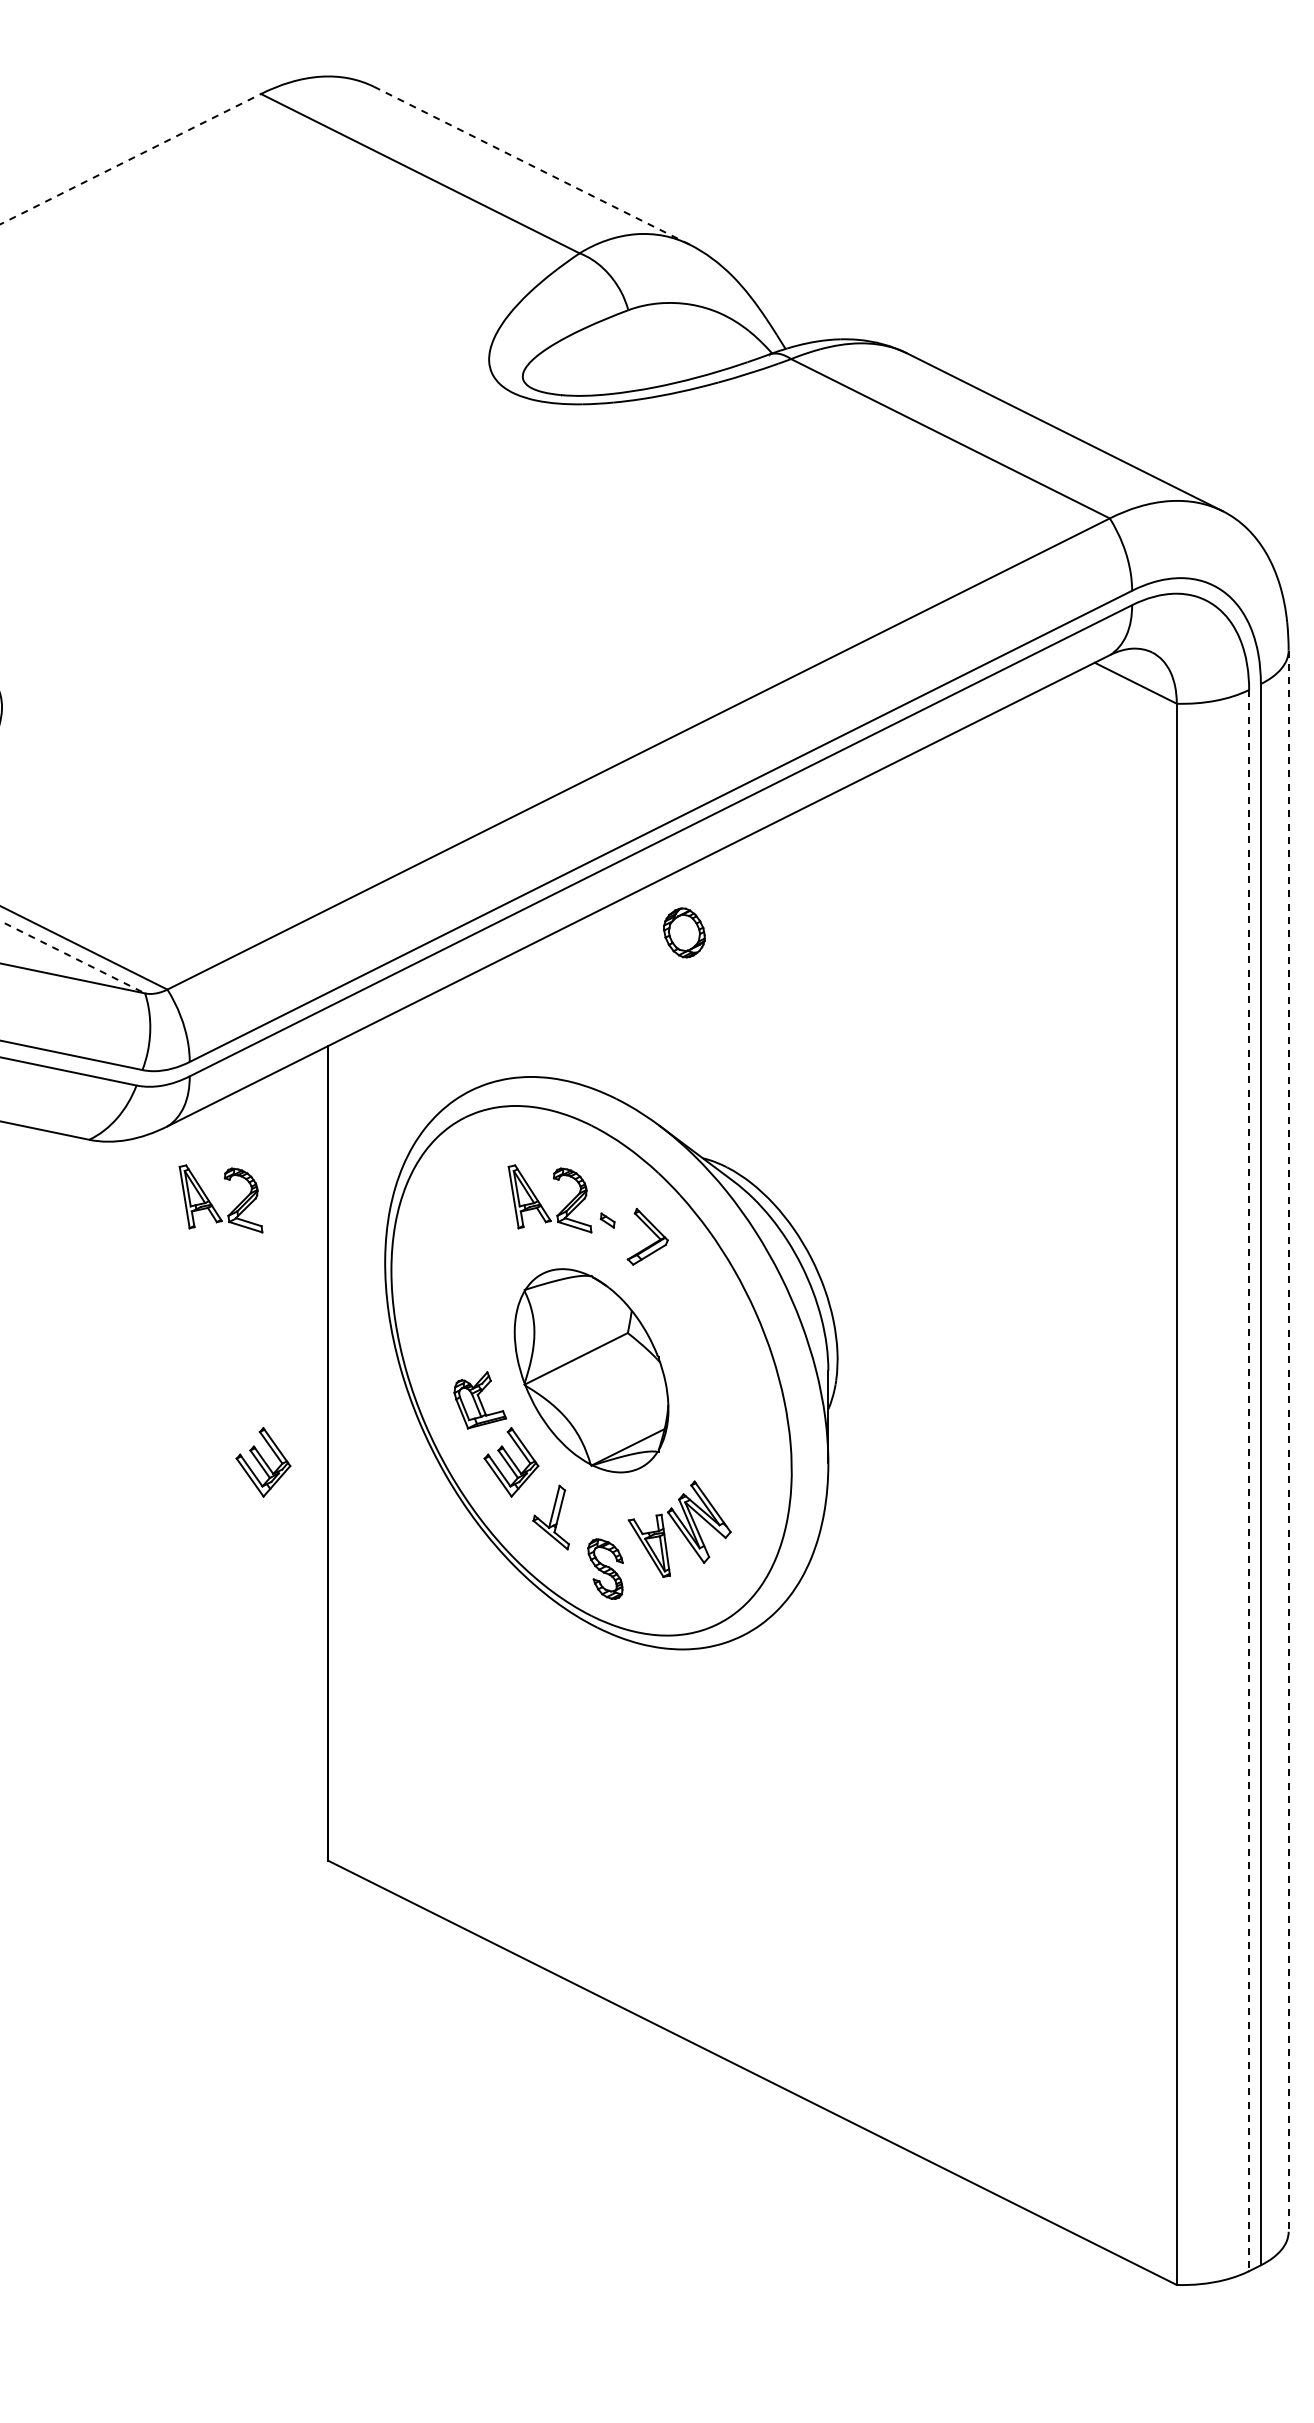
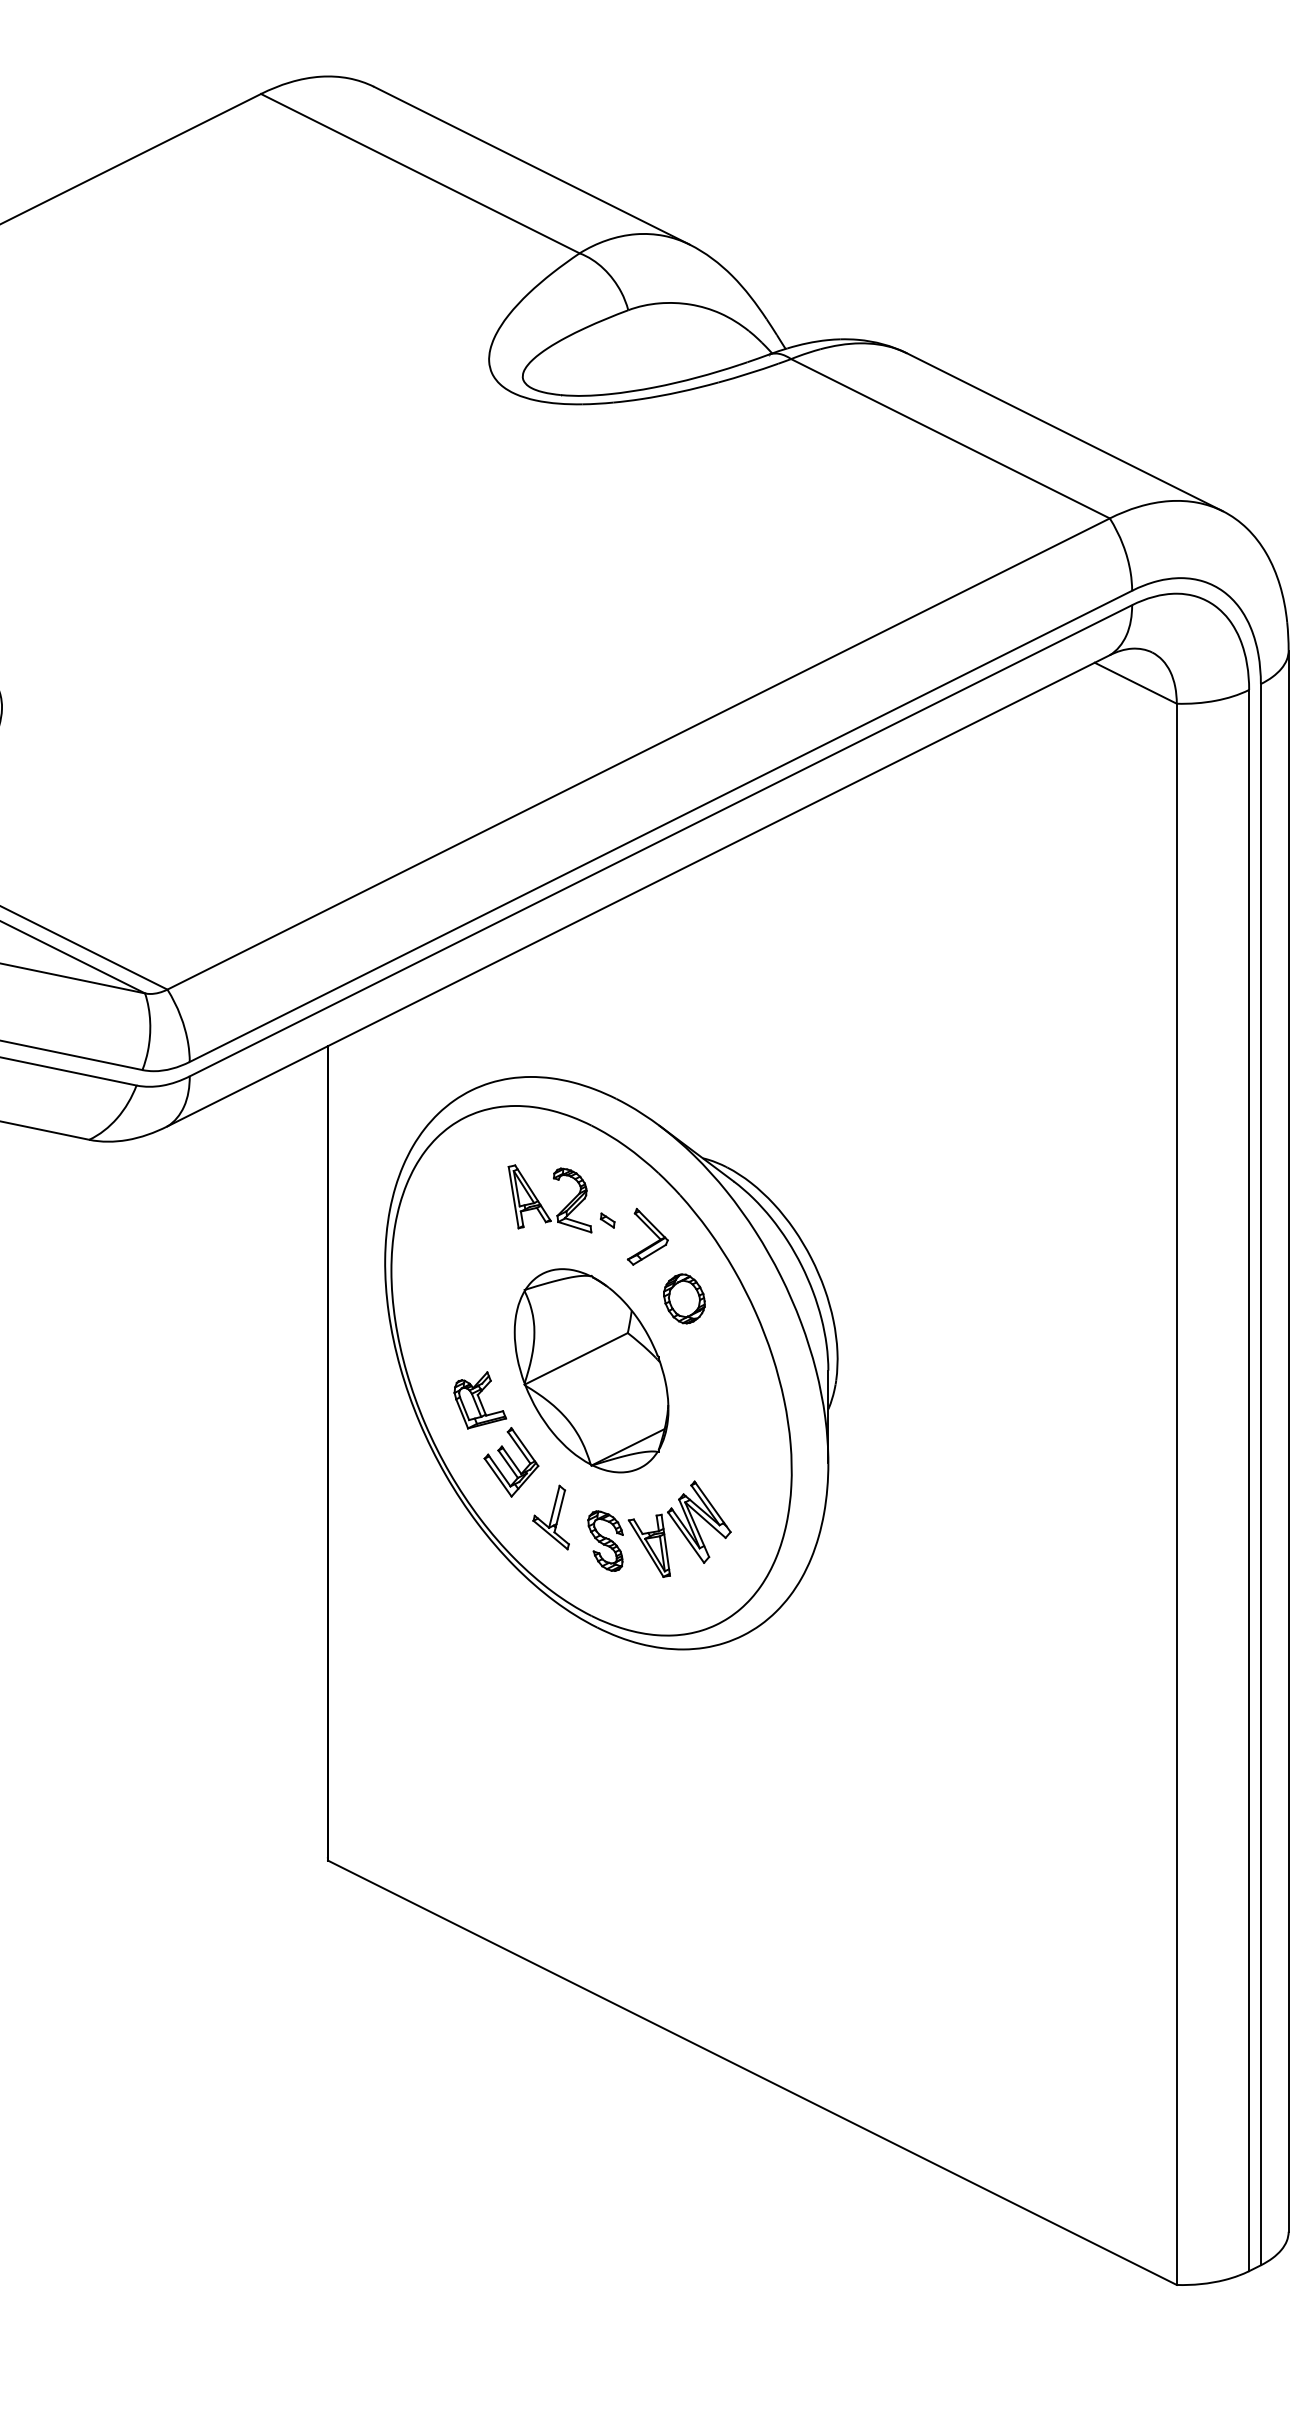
line: dashed -> solid (131, 158)
line: dashed -> solid (531, 165)
part position: (684, 932) -> (684, 1298) (684, 1298)
line: dashed -> solid (72, 957)
part: present -> none (212, 1204)
line: dashed -> solid (1288, 1441)
part: present -> none (263, 1462)
line: dashed -> solid (1249, 1480)
part position: (605, 1568) -> (605, 1540) (605, 1540)
